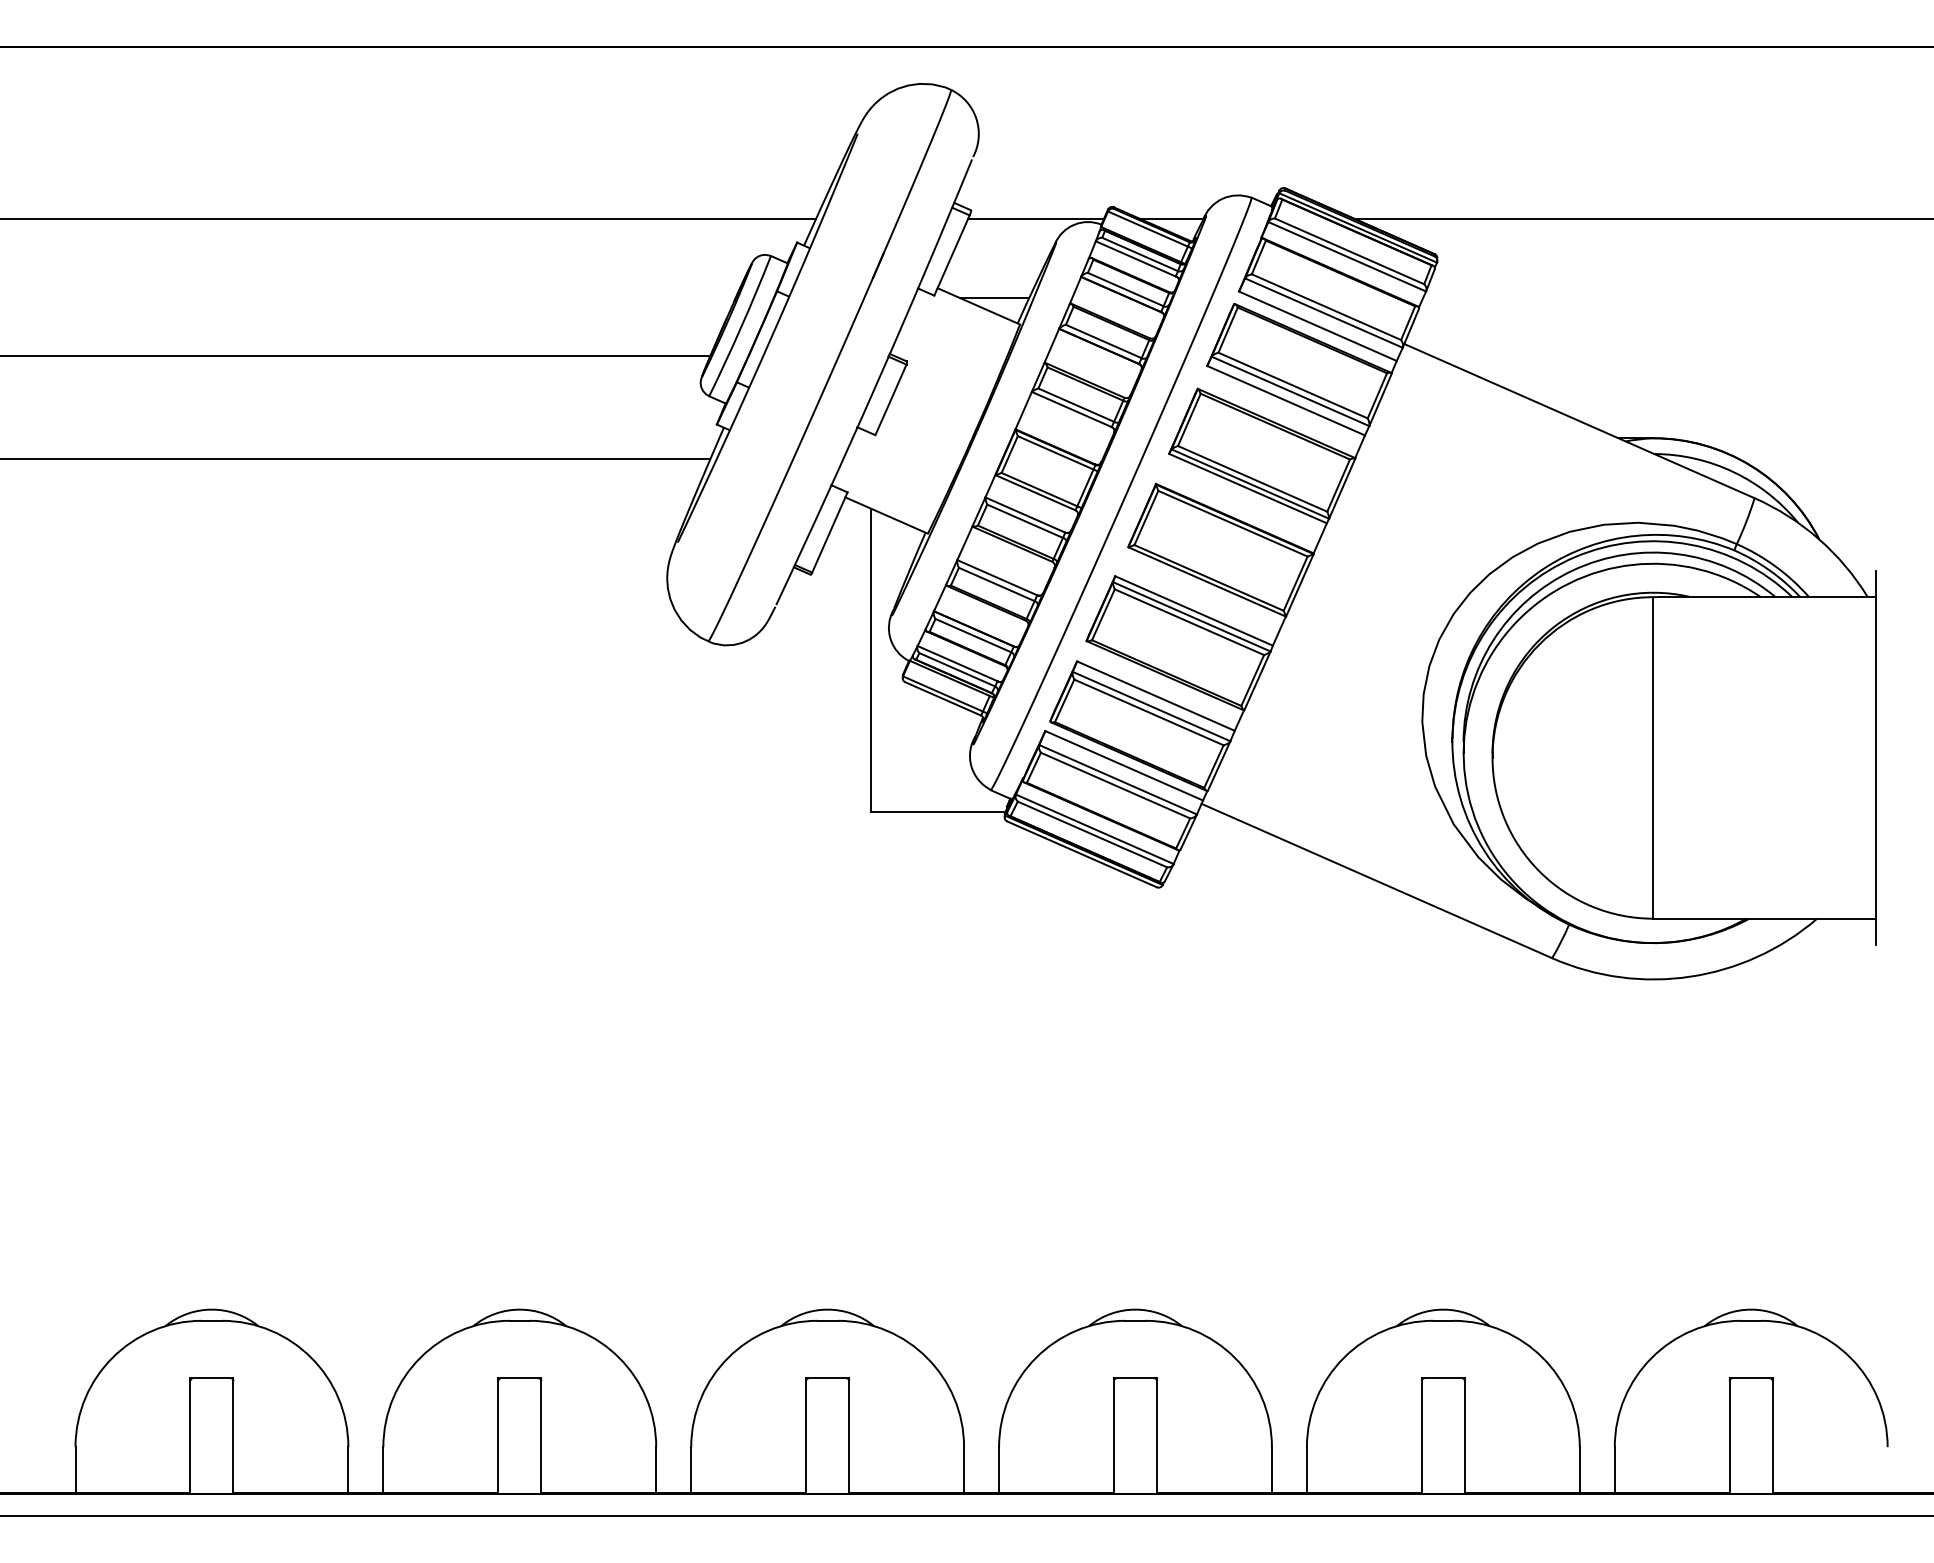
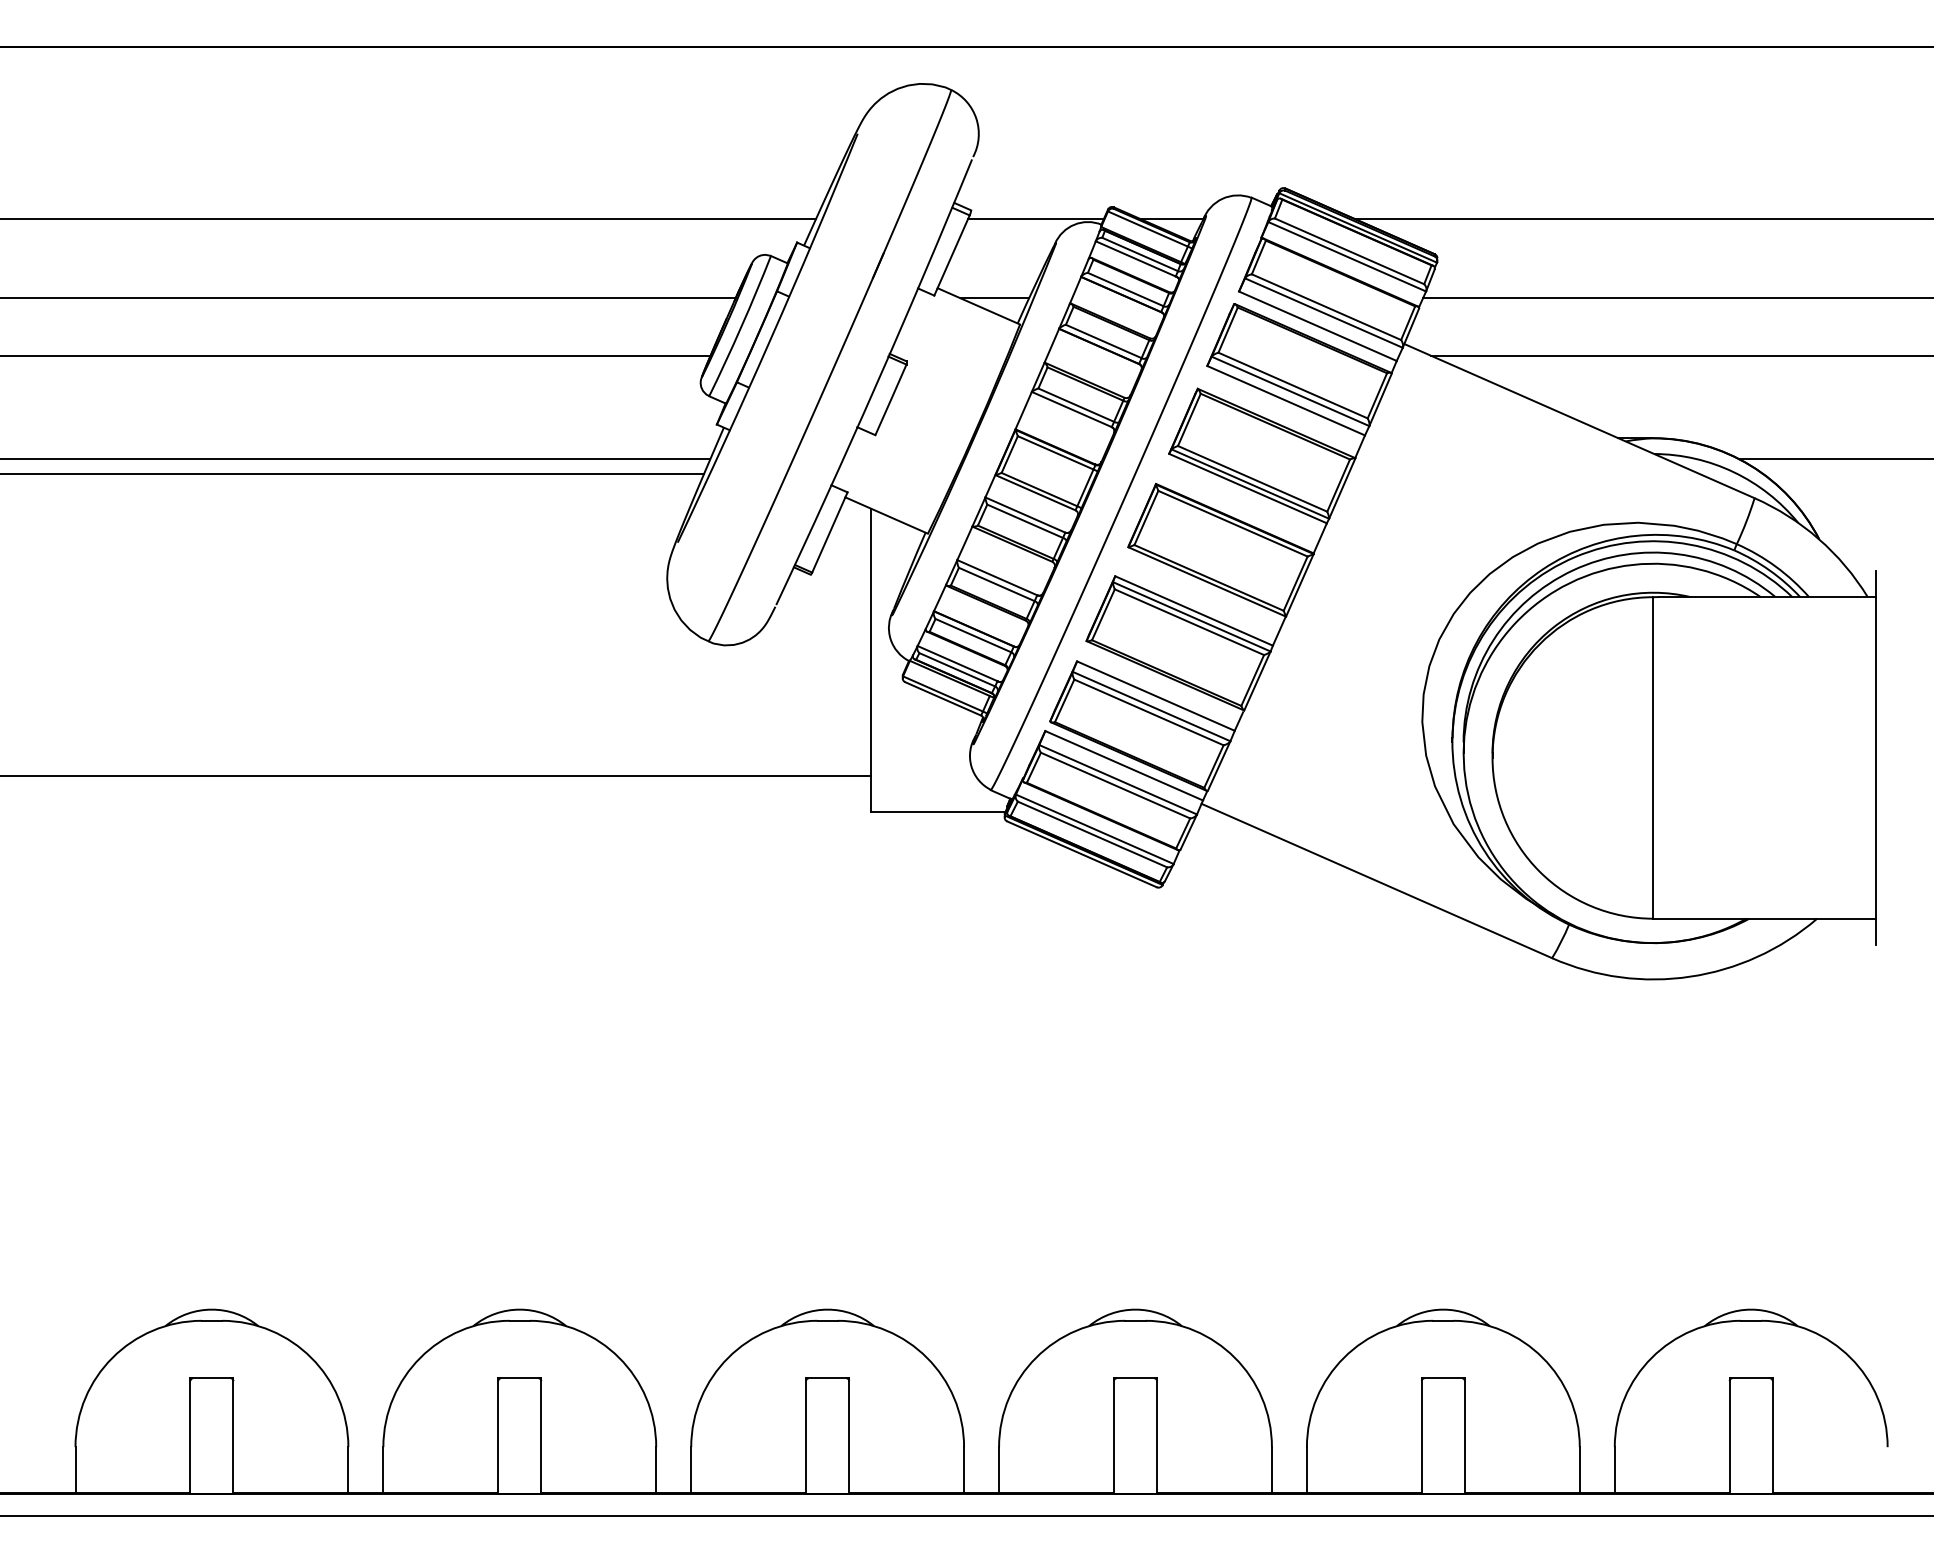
line: none -> present (368, 298)
line: none -> present (1676, 298)
line: none -> present (1680, 355)
line: none -> present (1834, 458)
line: none -> present (353, 473)
line: none -> present (436, 775)
